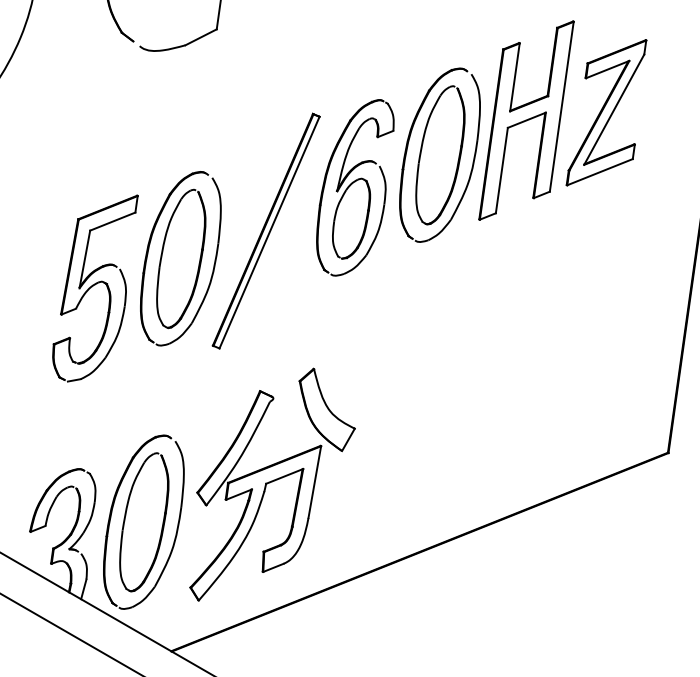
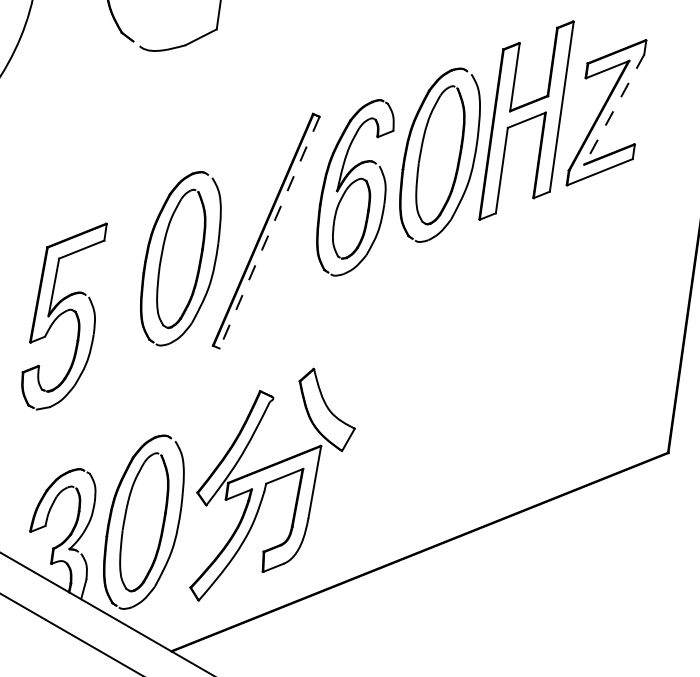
line: solid -> dashed (614, 109)
line: solid -> dashed (269, 233)
part position: (95, 288) -> (64, 316) (64, 316)
